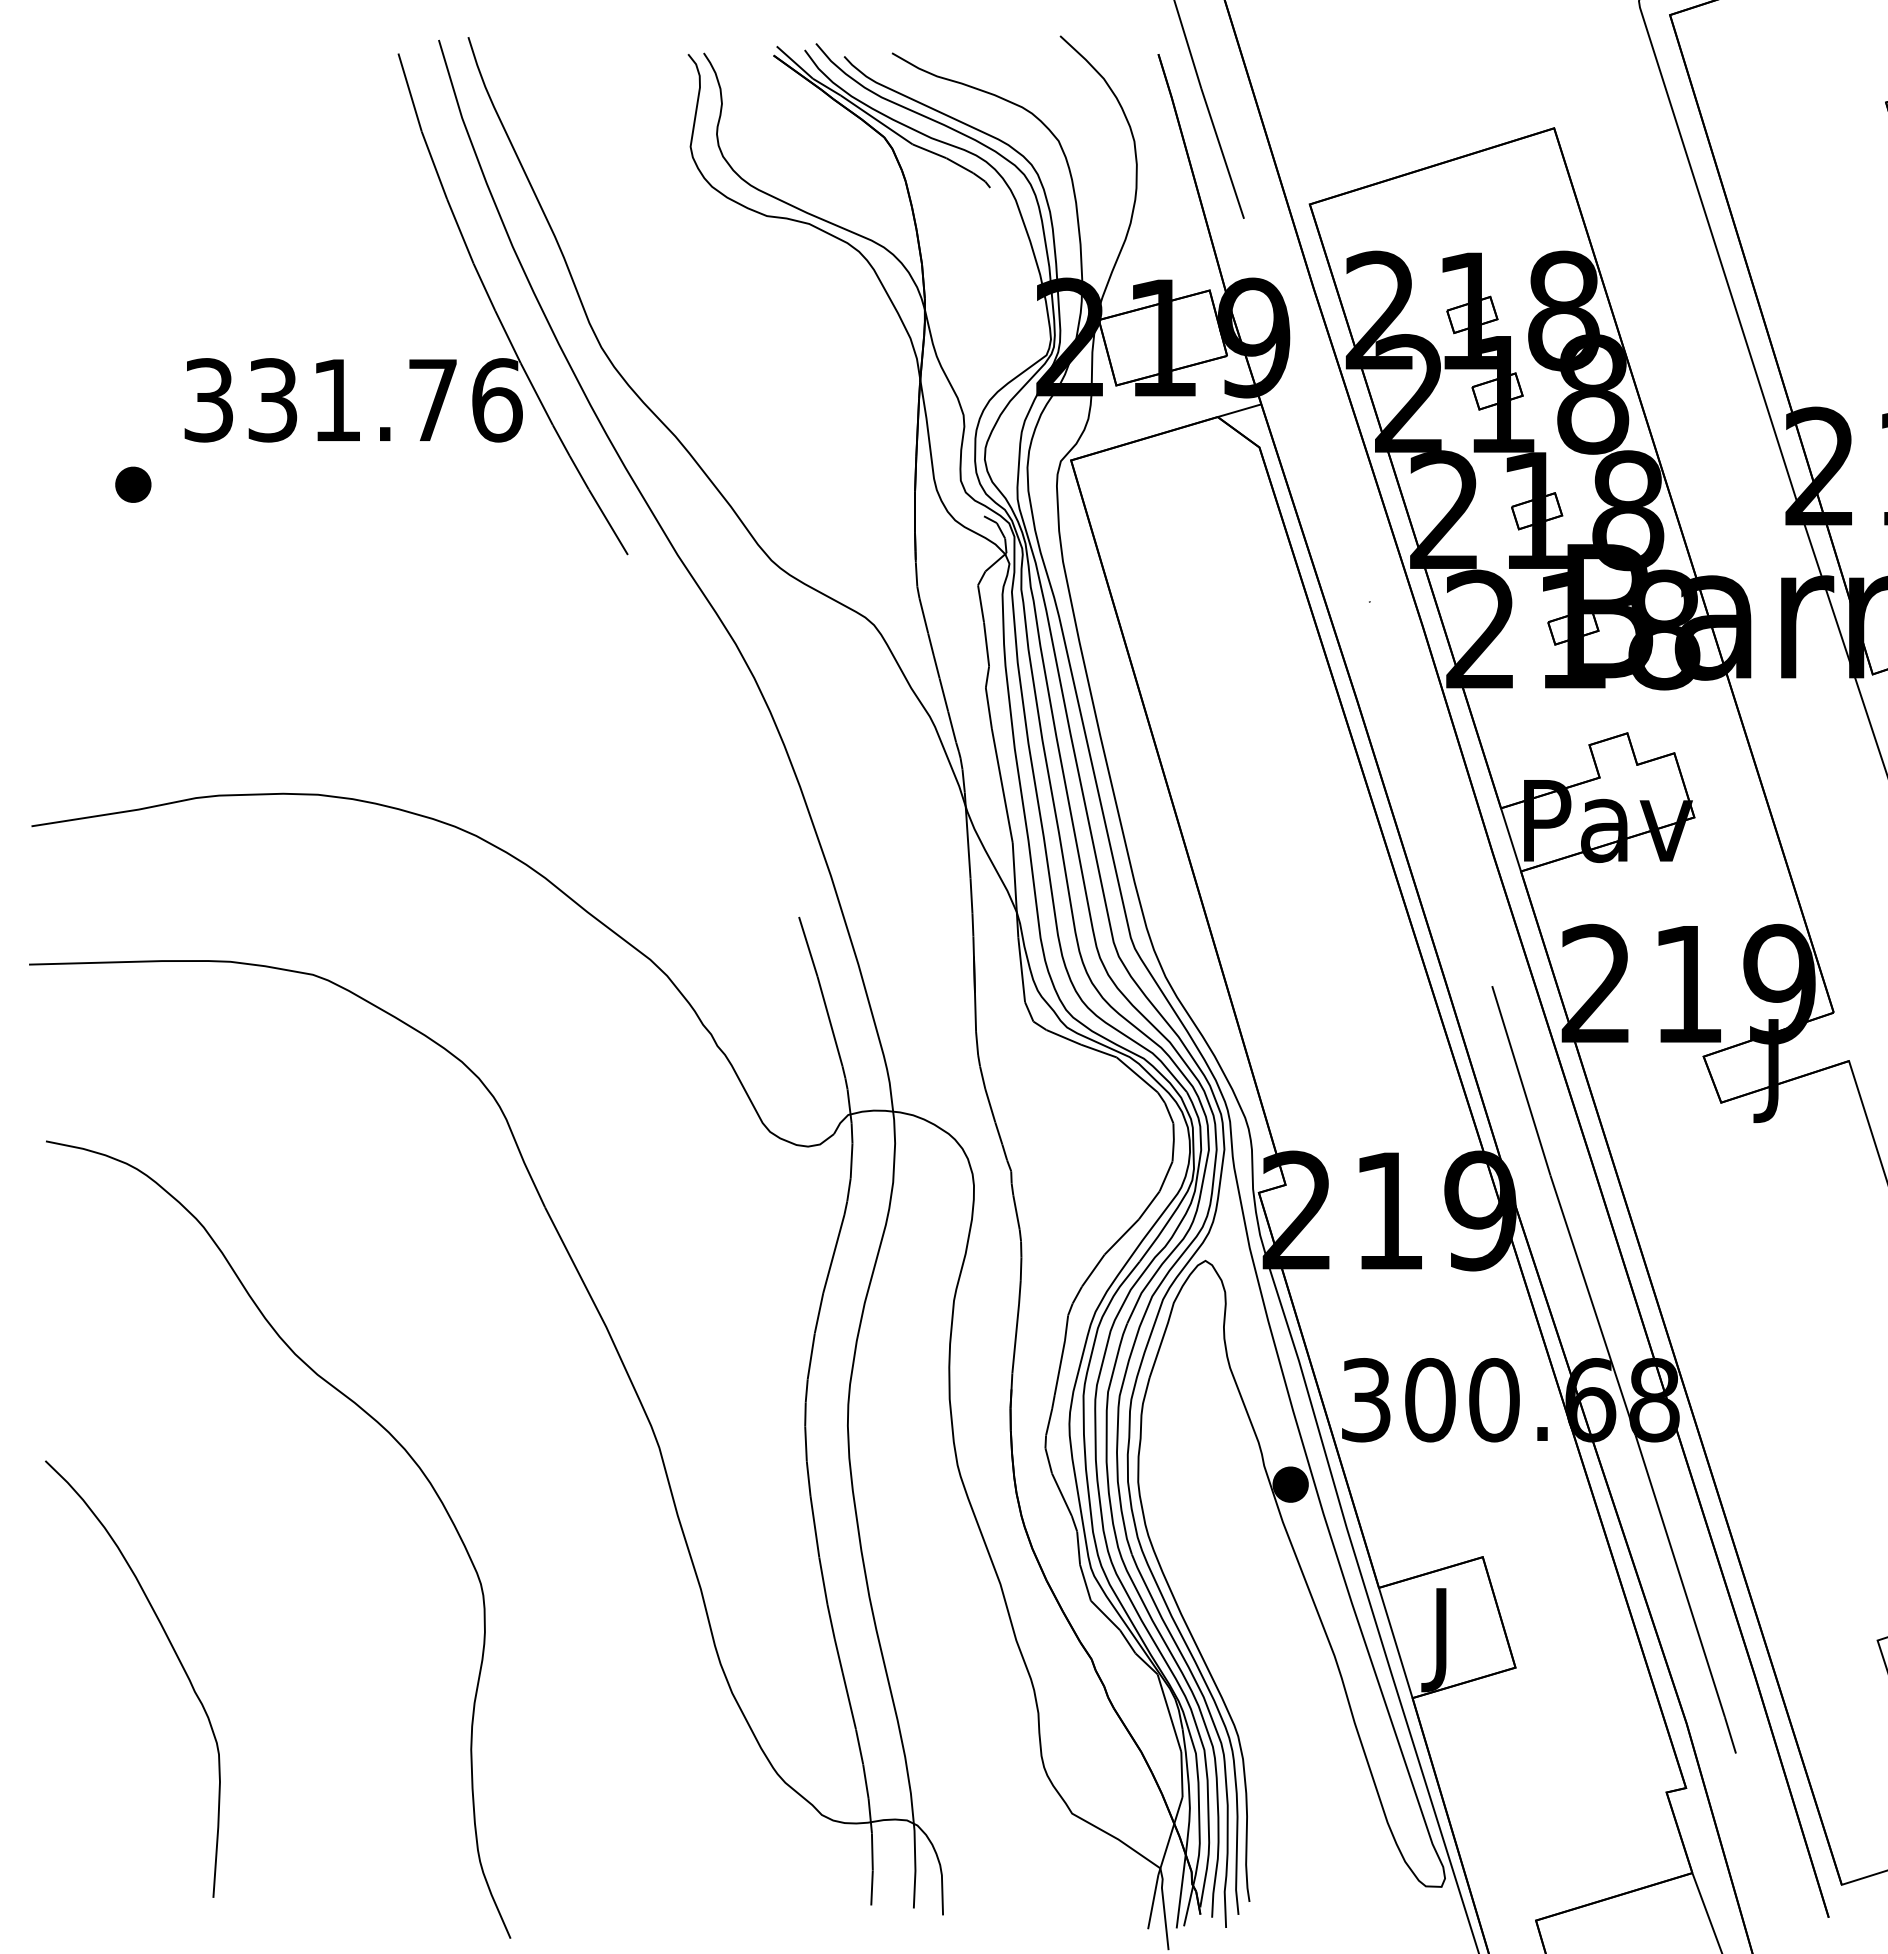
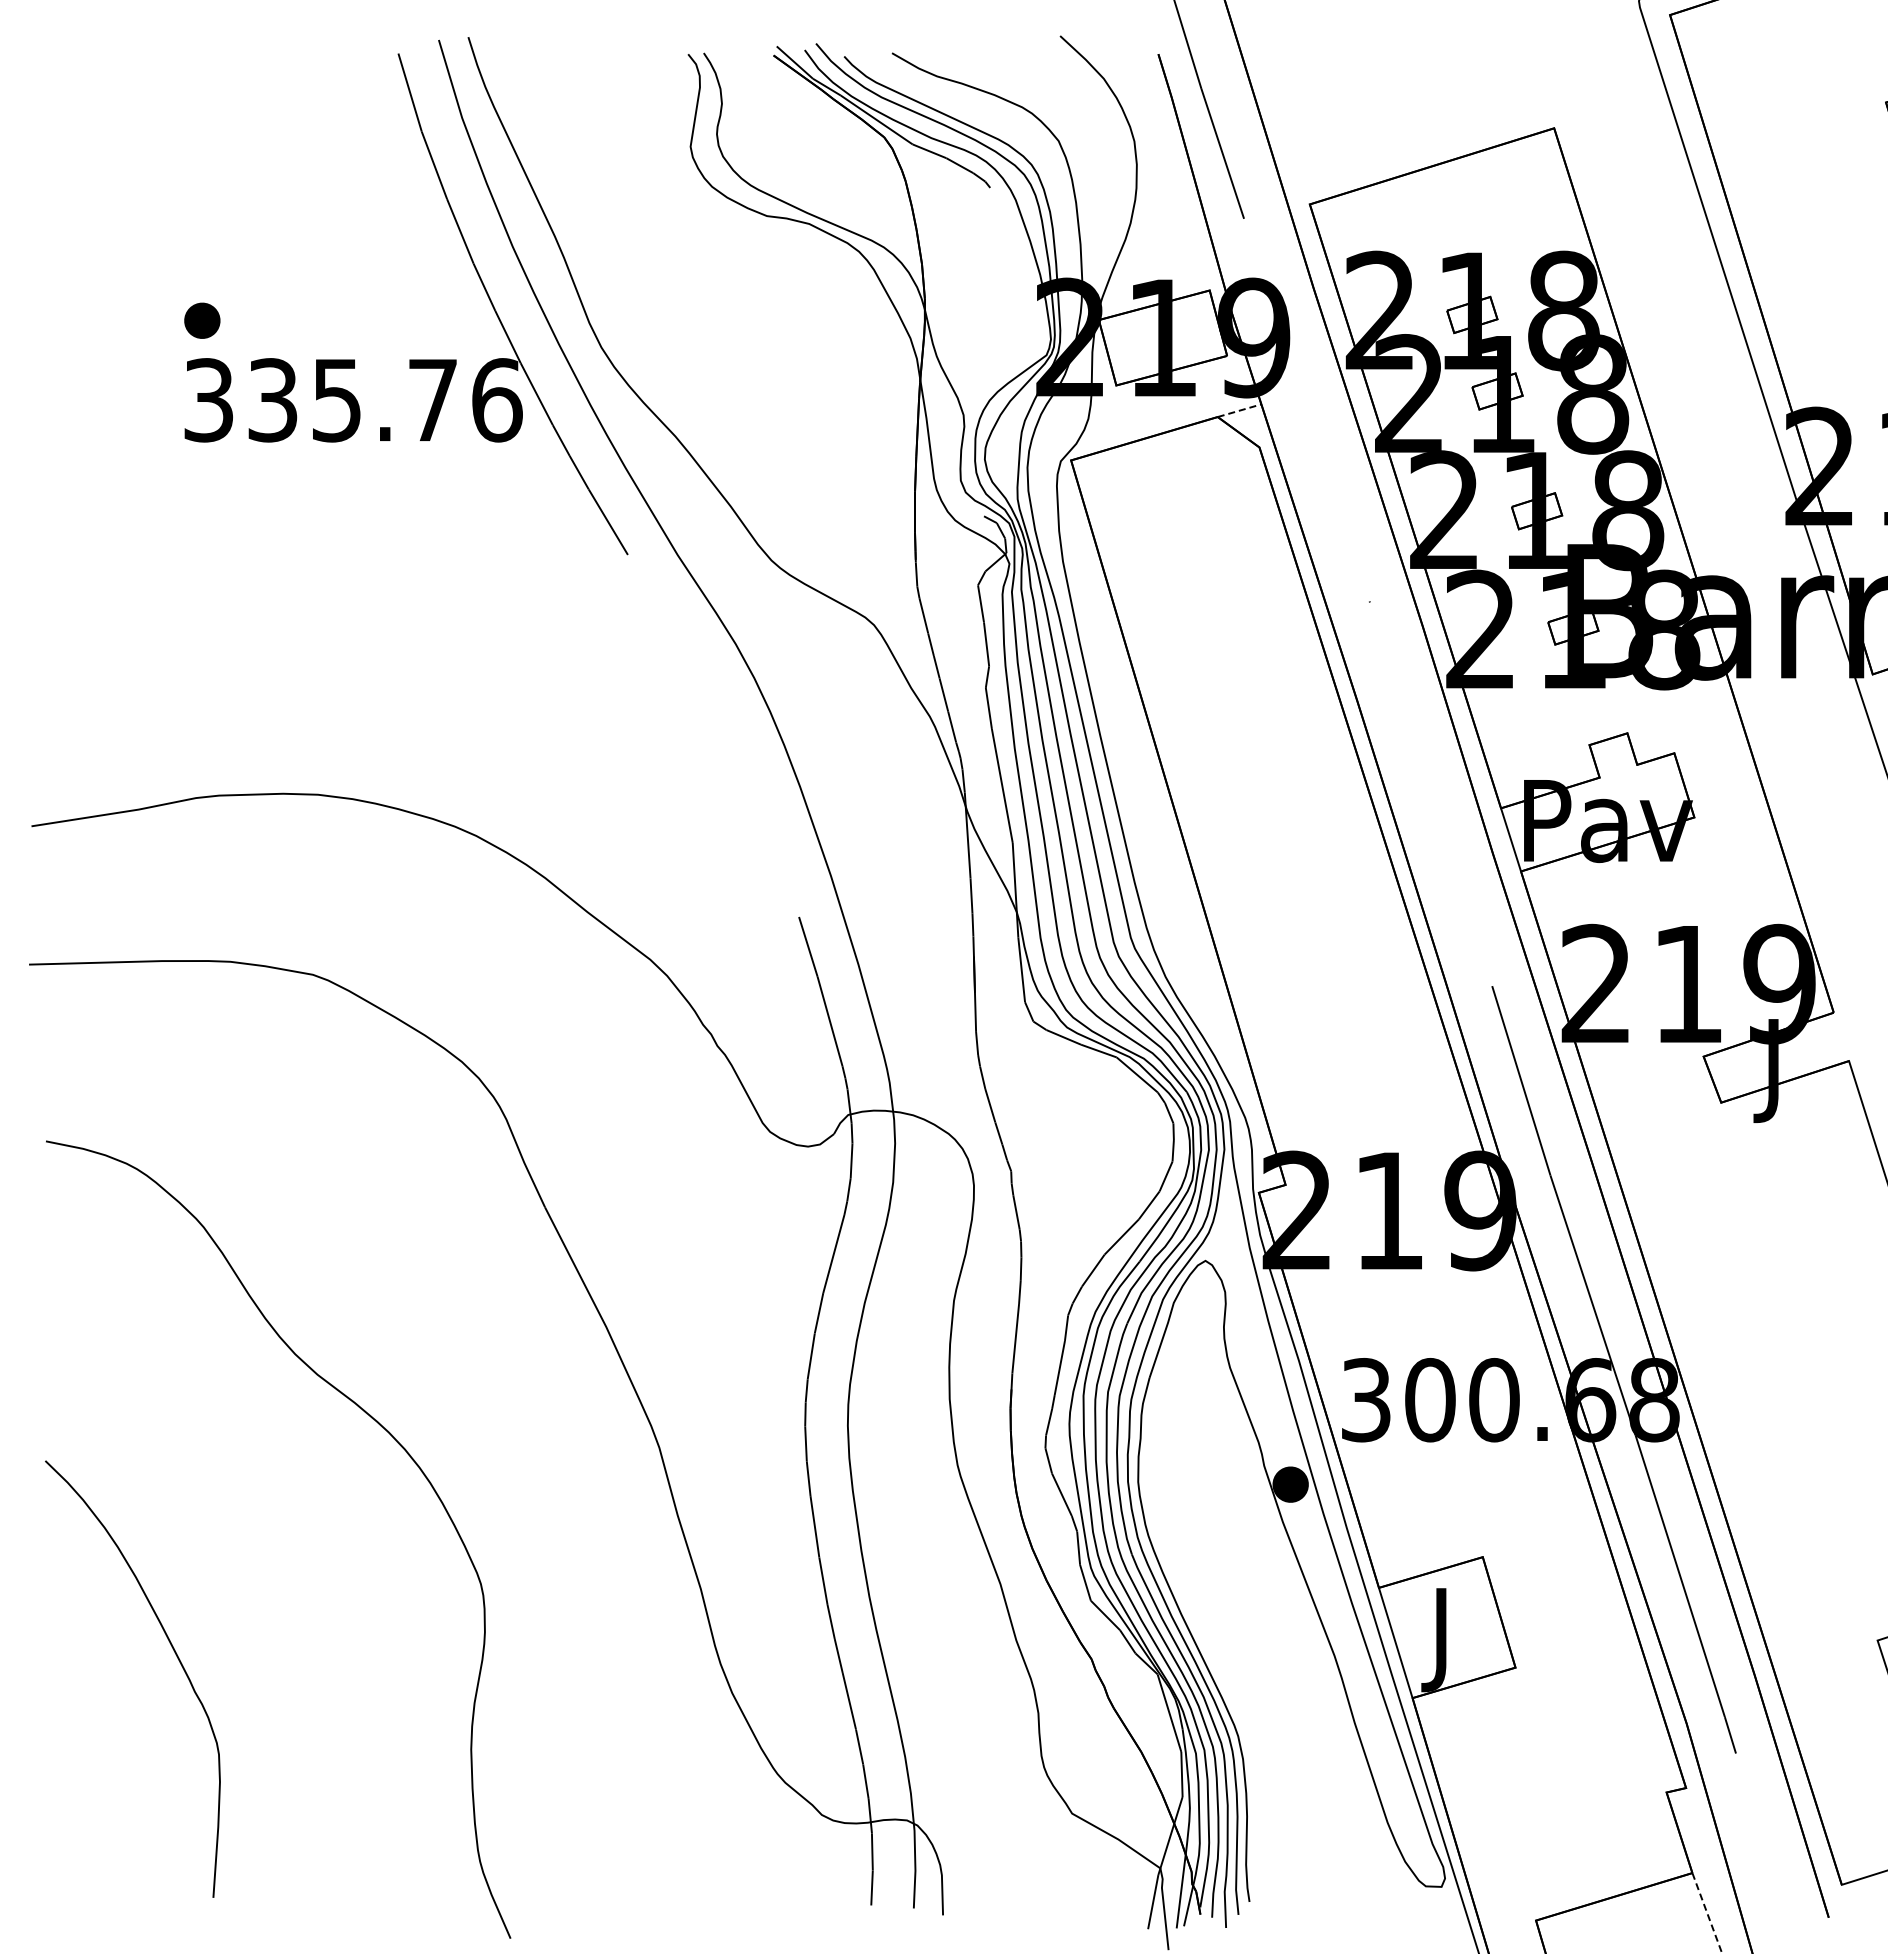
text: 331.76 -> 335.76 (336, 400)
line: solid -> dashed (1239, 410)
part position: (133, 484) -> (202, 320) (202, 320)
line: solid -> dashed (1707, 1913)
